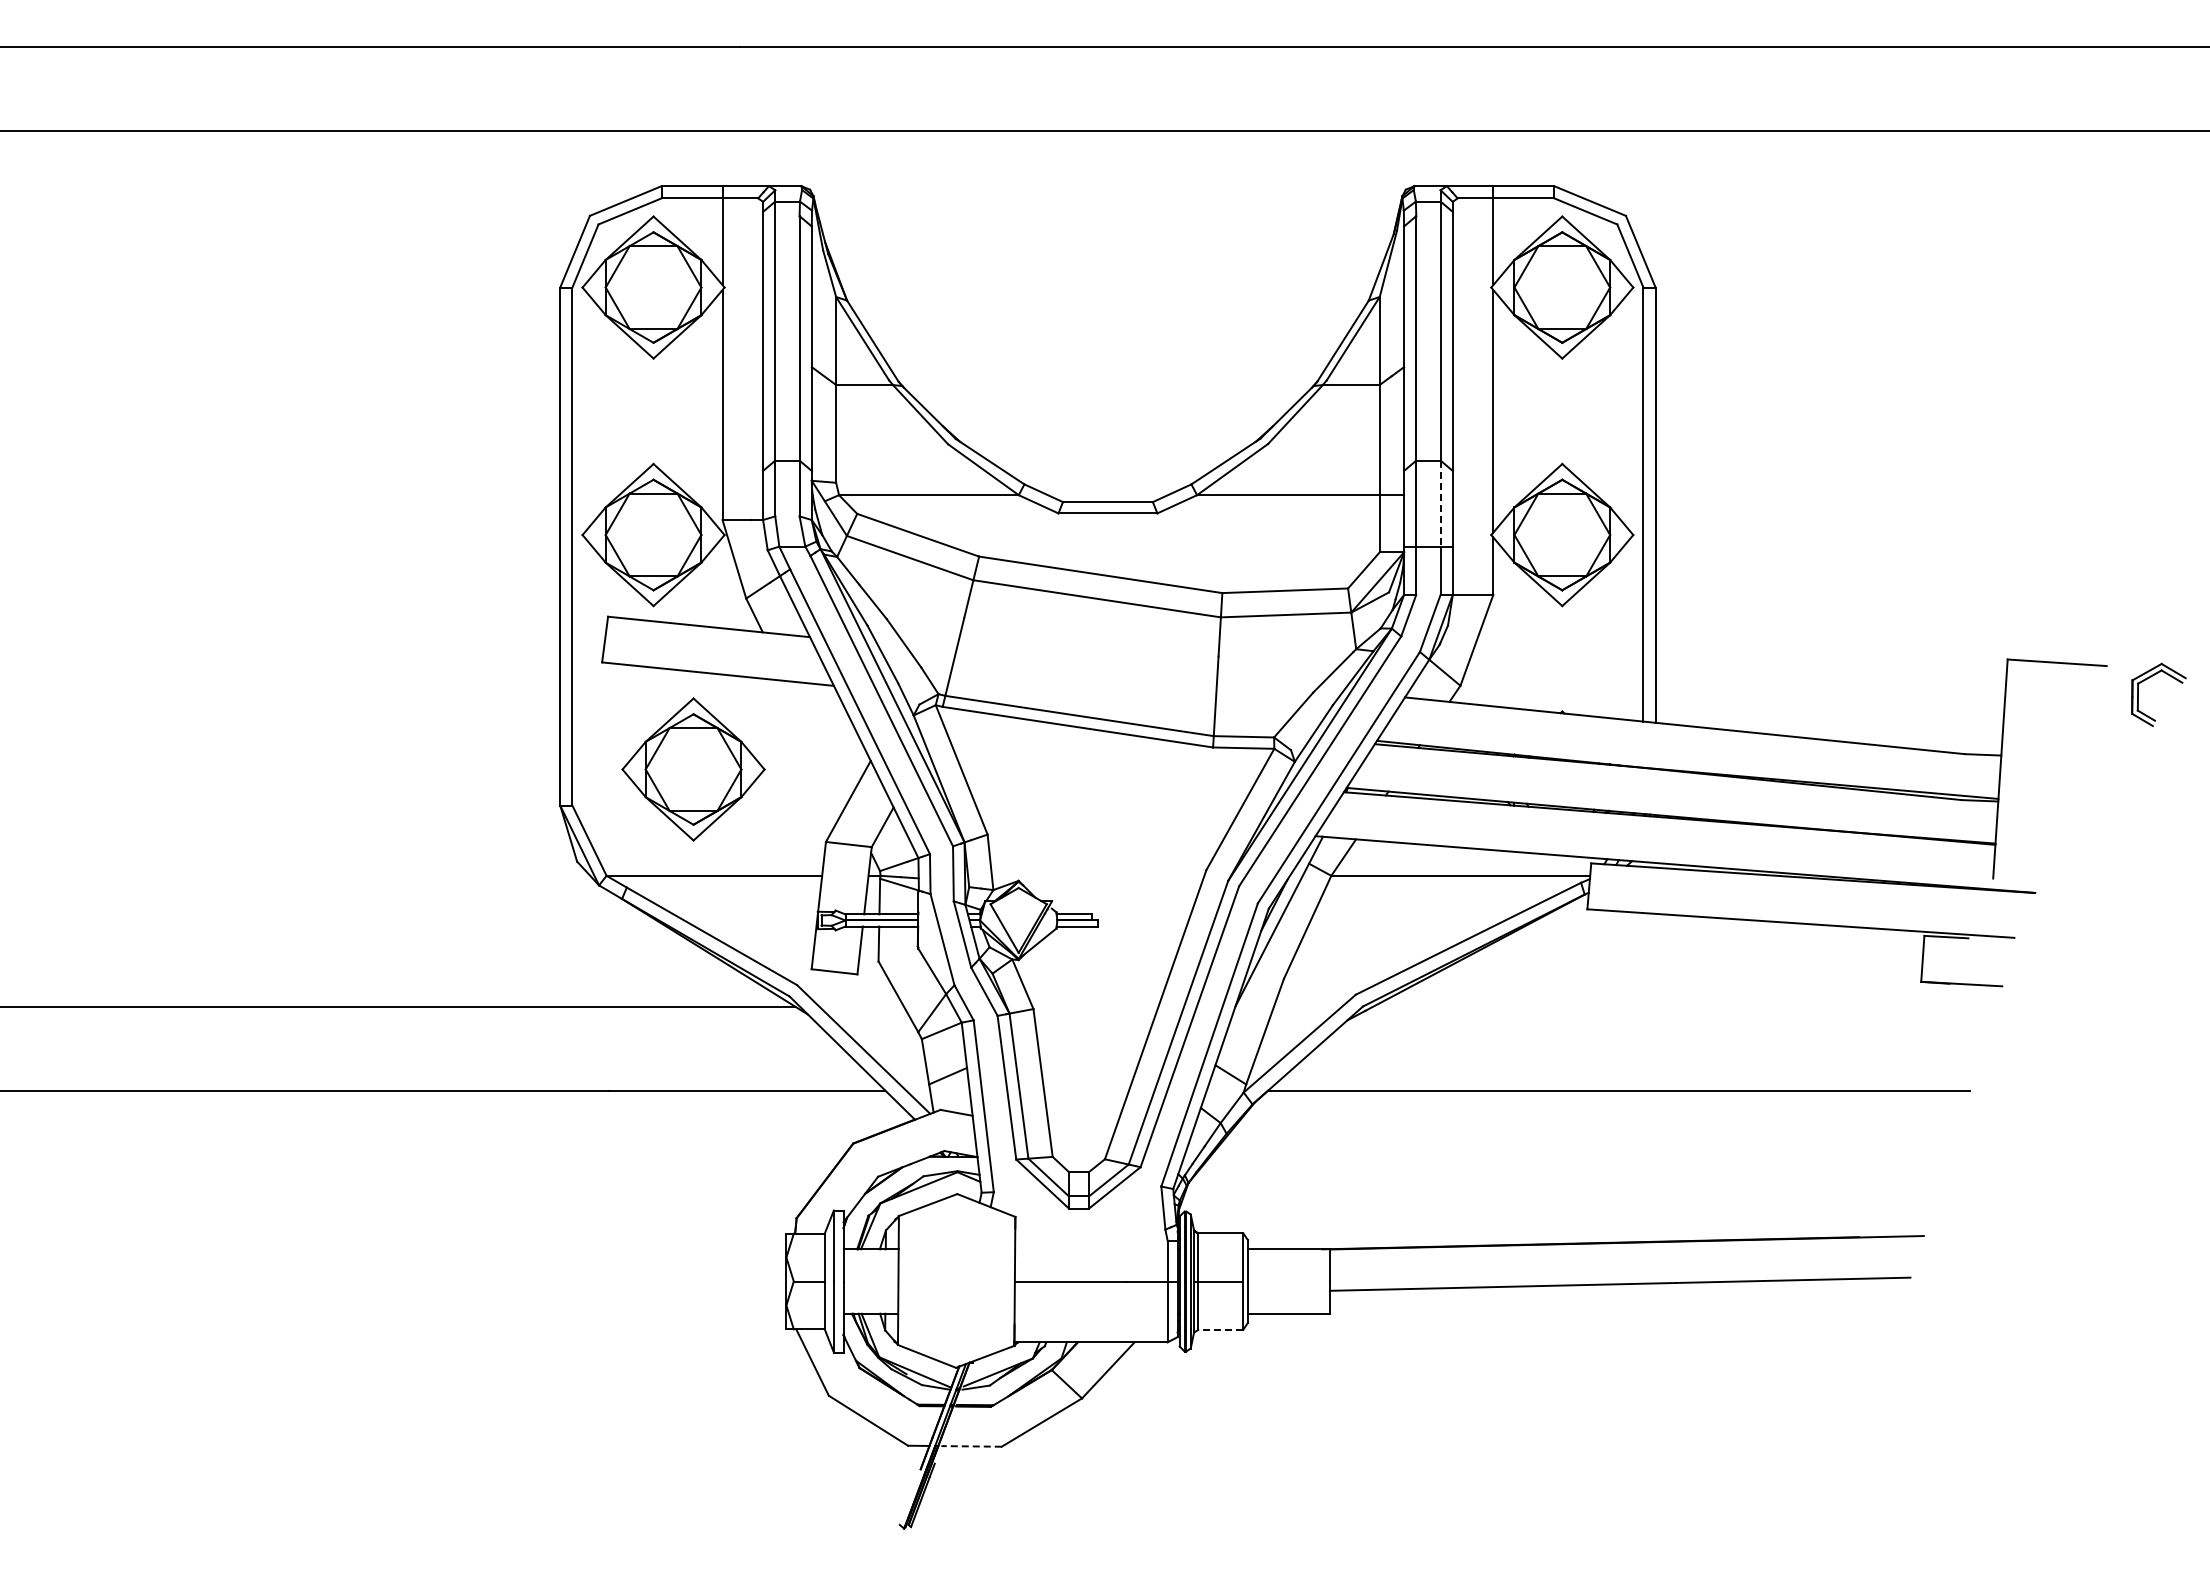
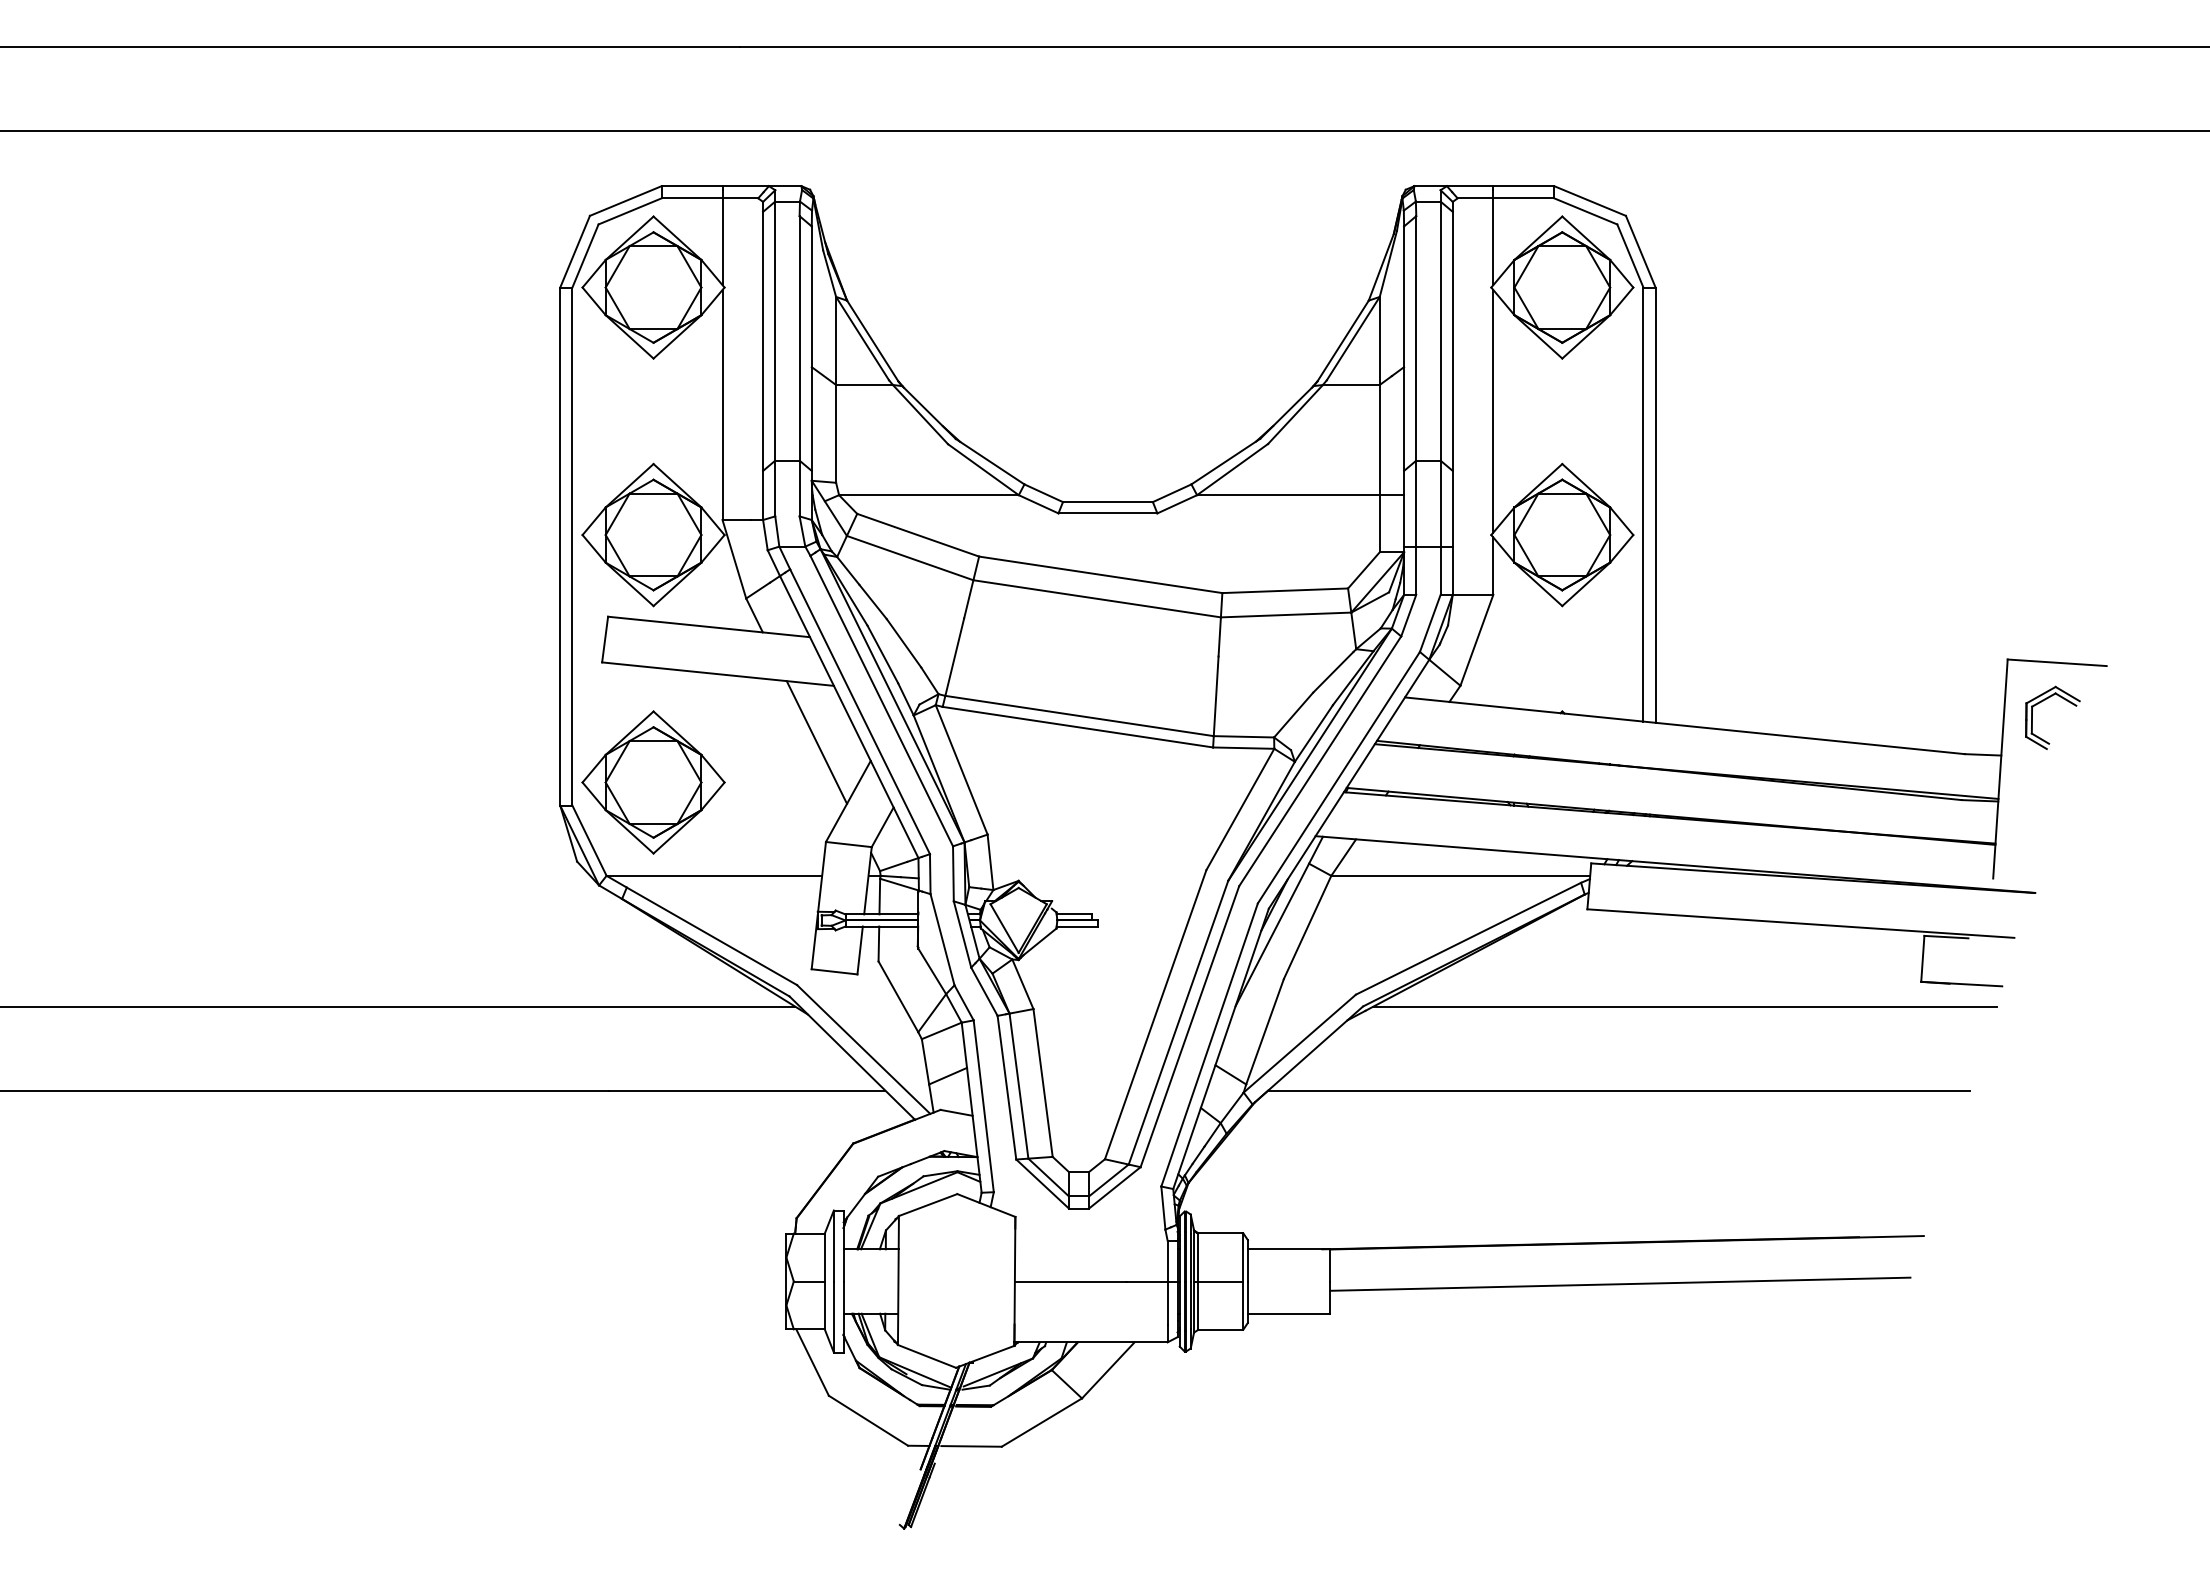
line: dashed -> solid (1440, 504)
part position: (2149, 678) -> (2043, 701) (2043, 701)
line: none -> present (816, 742)
part position: (693, 769) -> (653, 782) (653, 782)
line: none -> present (1684, 1006)
line: dashed -> solid (1220, 1329)
line: dashed -> solid (971, 1446)
